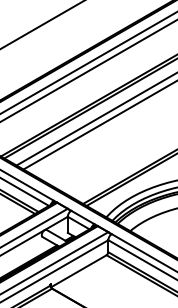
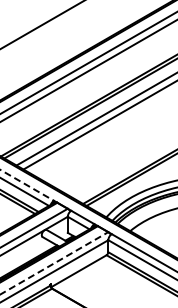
line: solid -> dashed (27, 185)
line: solid -> dashed (54, 263)
